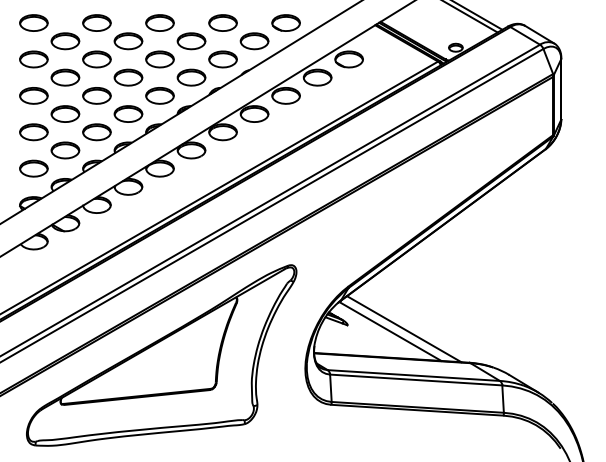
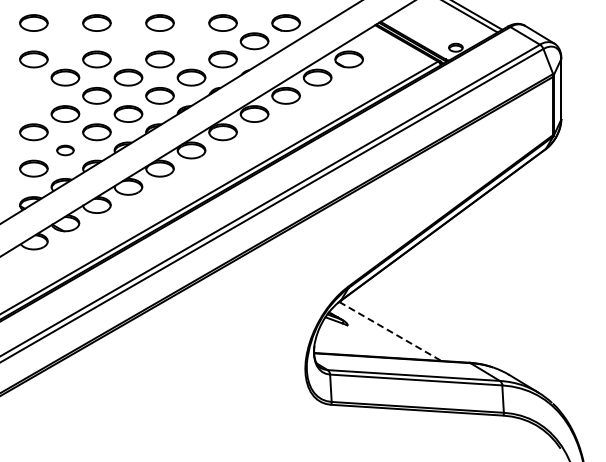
part: present -> none (65, 41)
part: present -> none (128, 41)
part: present -> none (191, 41)
part: present -> none (33, 95)
part size: 31x19 px -> 19x13 px (65, 150)
line: present -> none (404, 329)
line: solid -> dashed (390, 331)
part: present -> none (161, 355)
